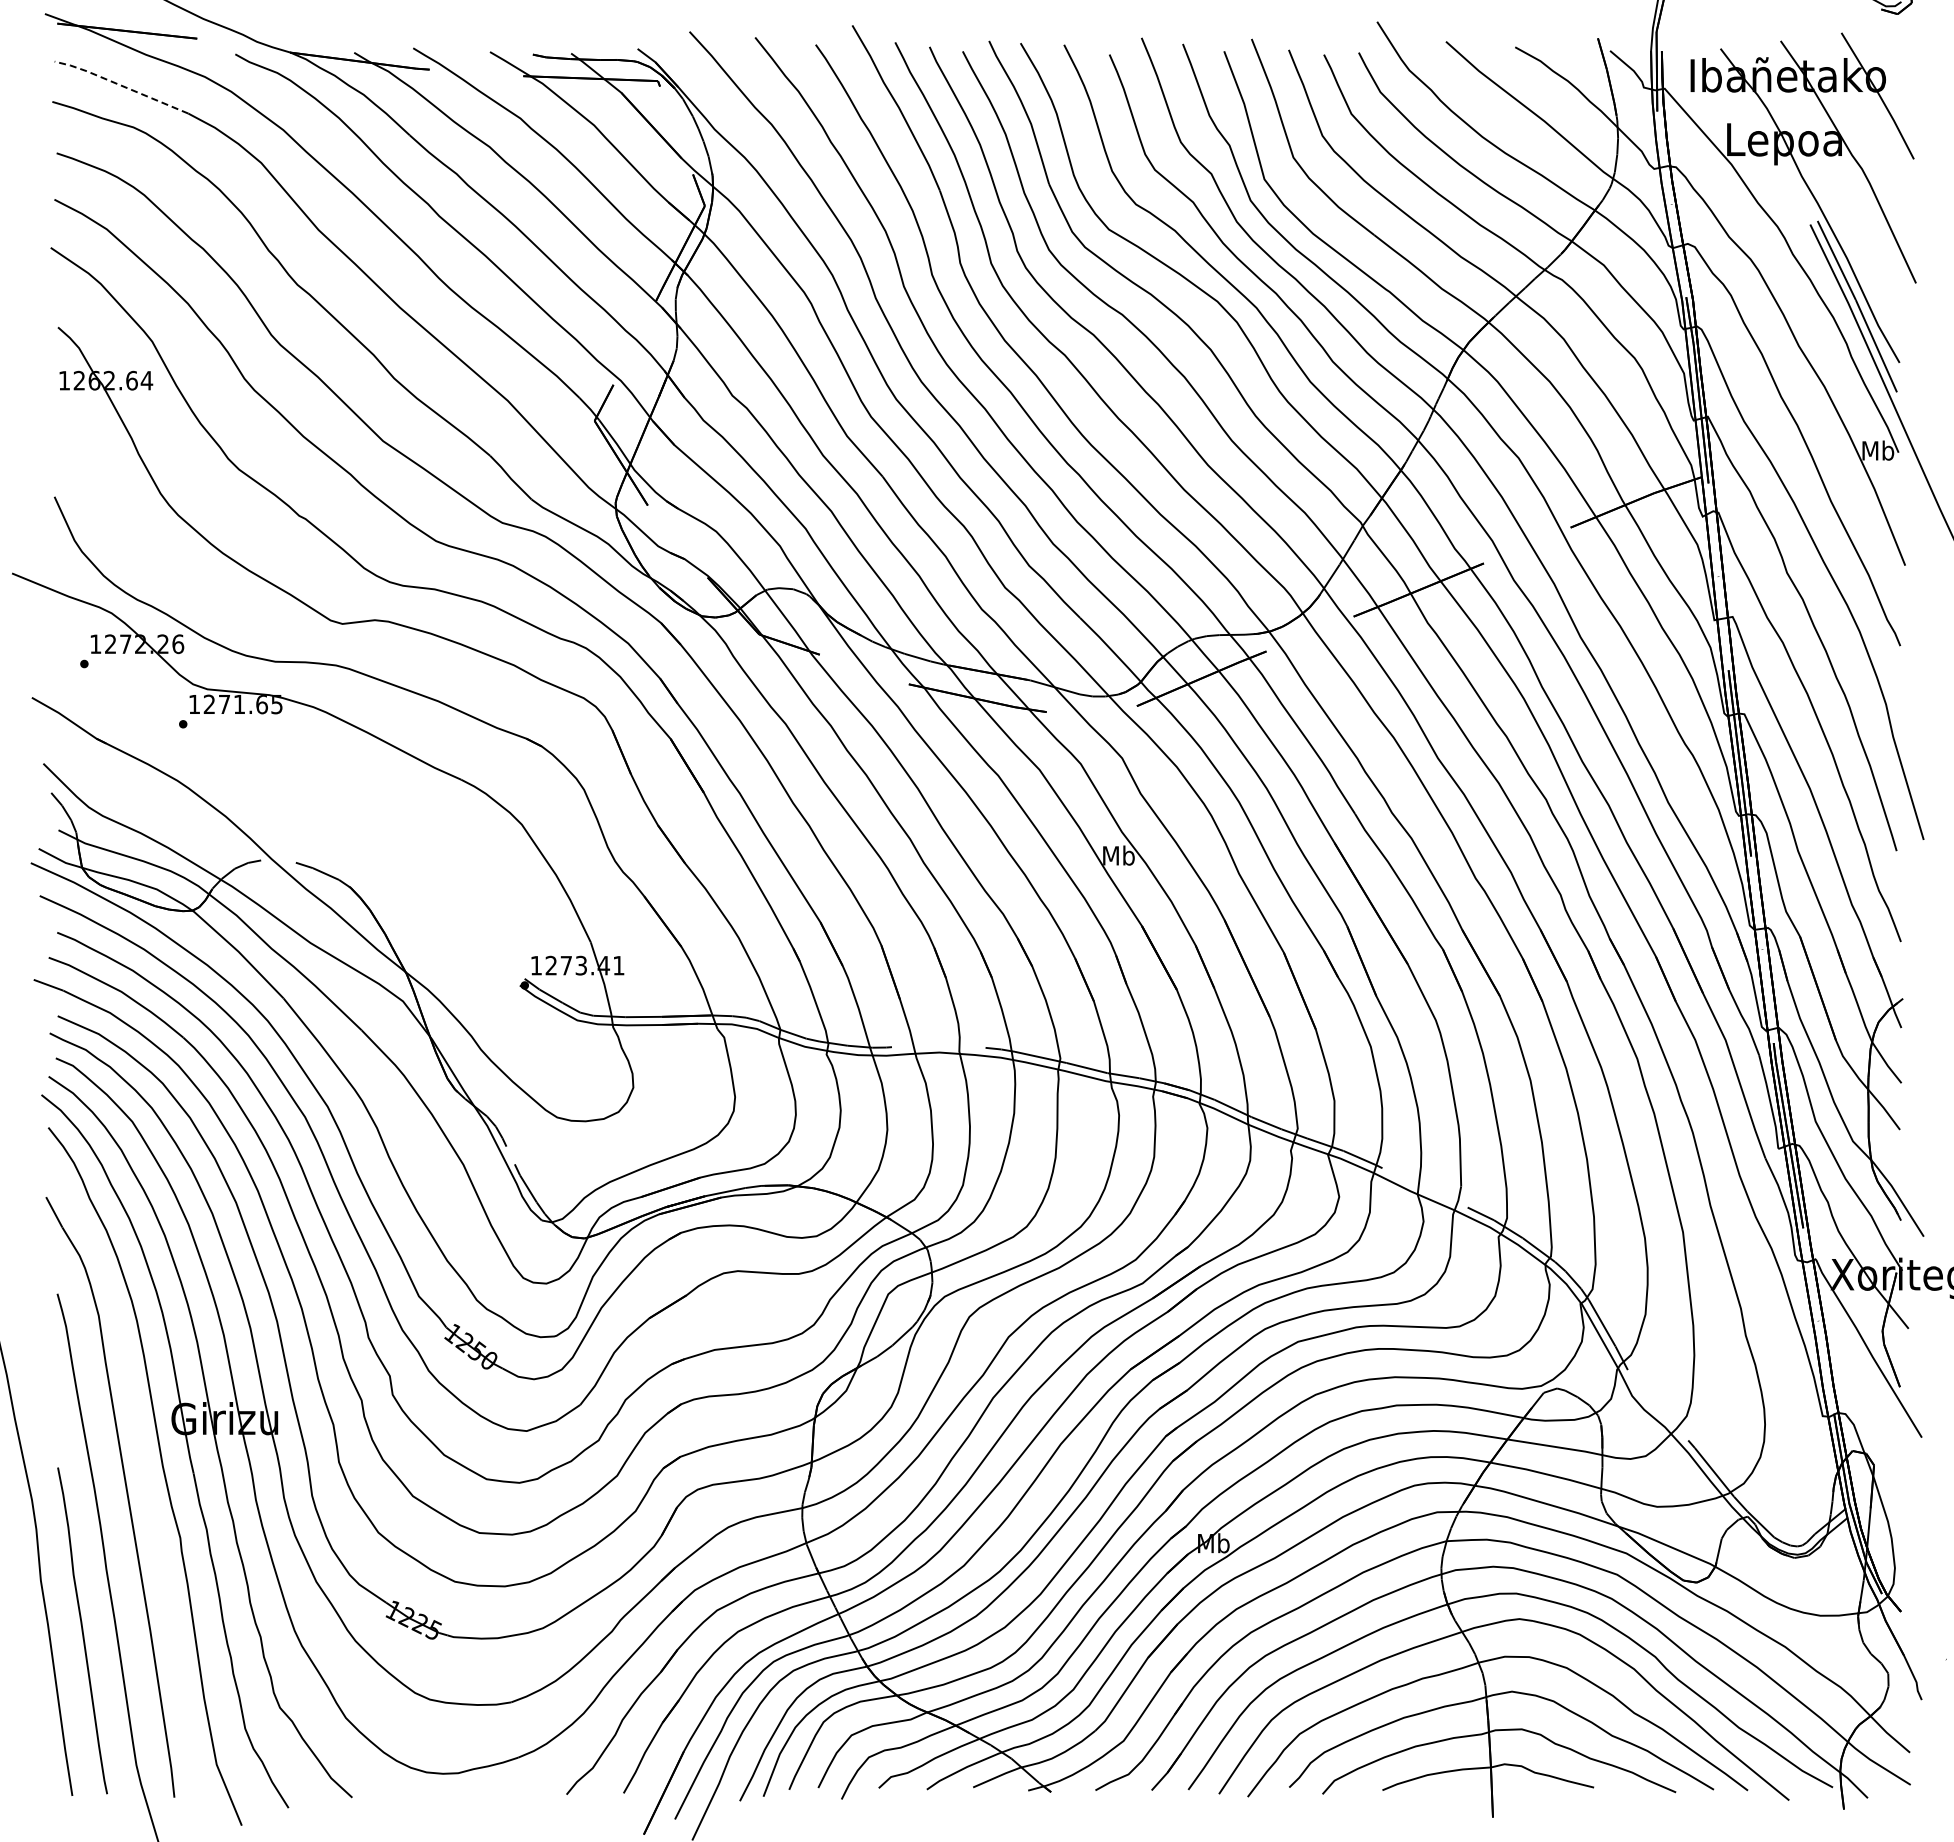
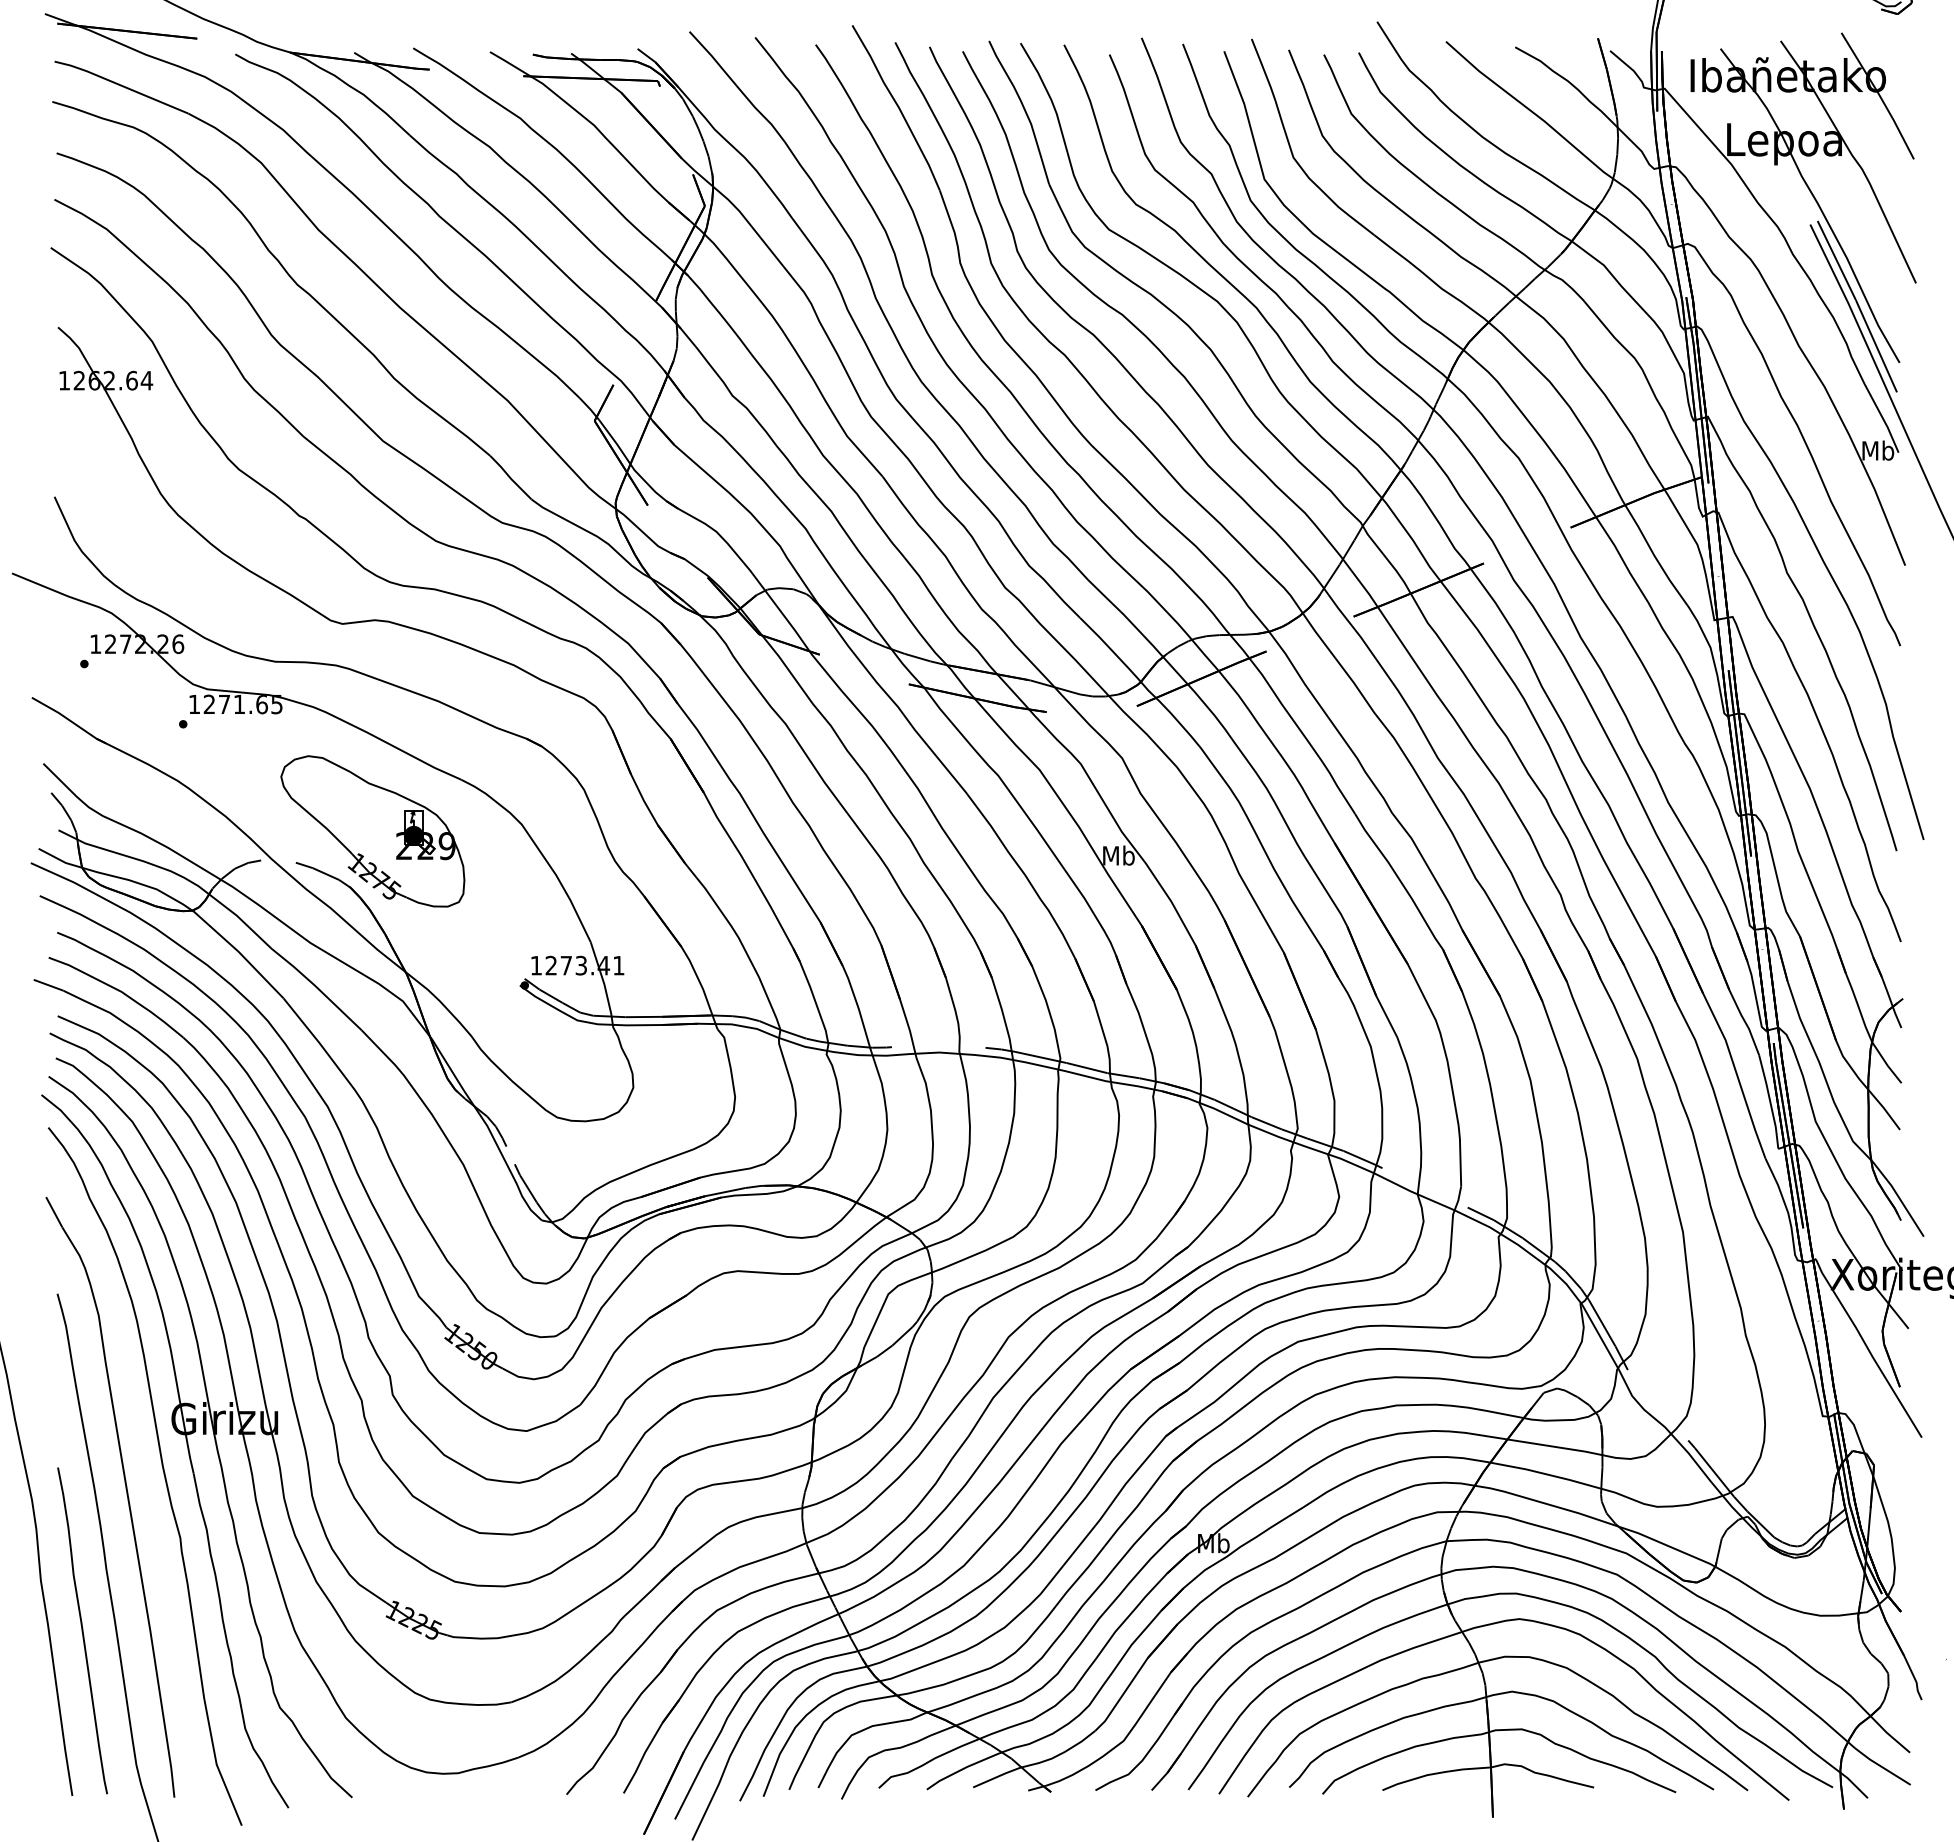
line: dashed -> solid (120, 85)
part: none -> present (372, 831)
